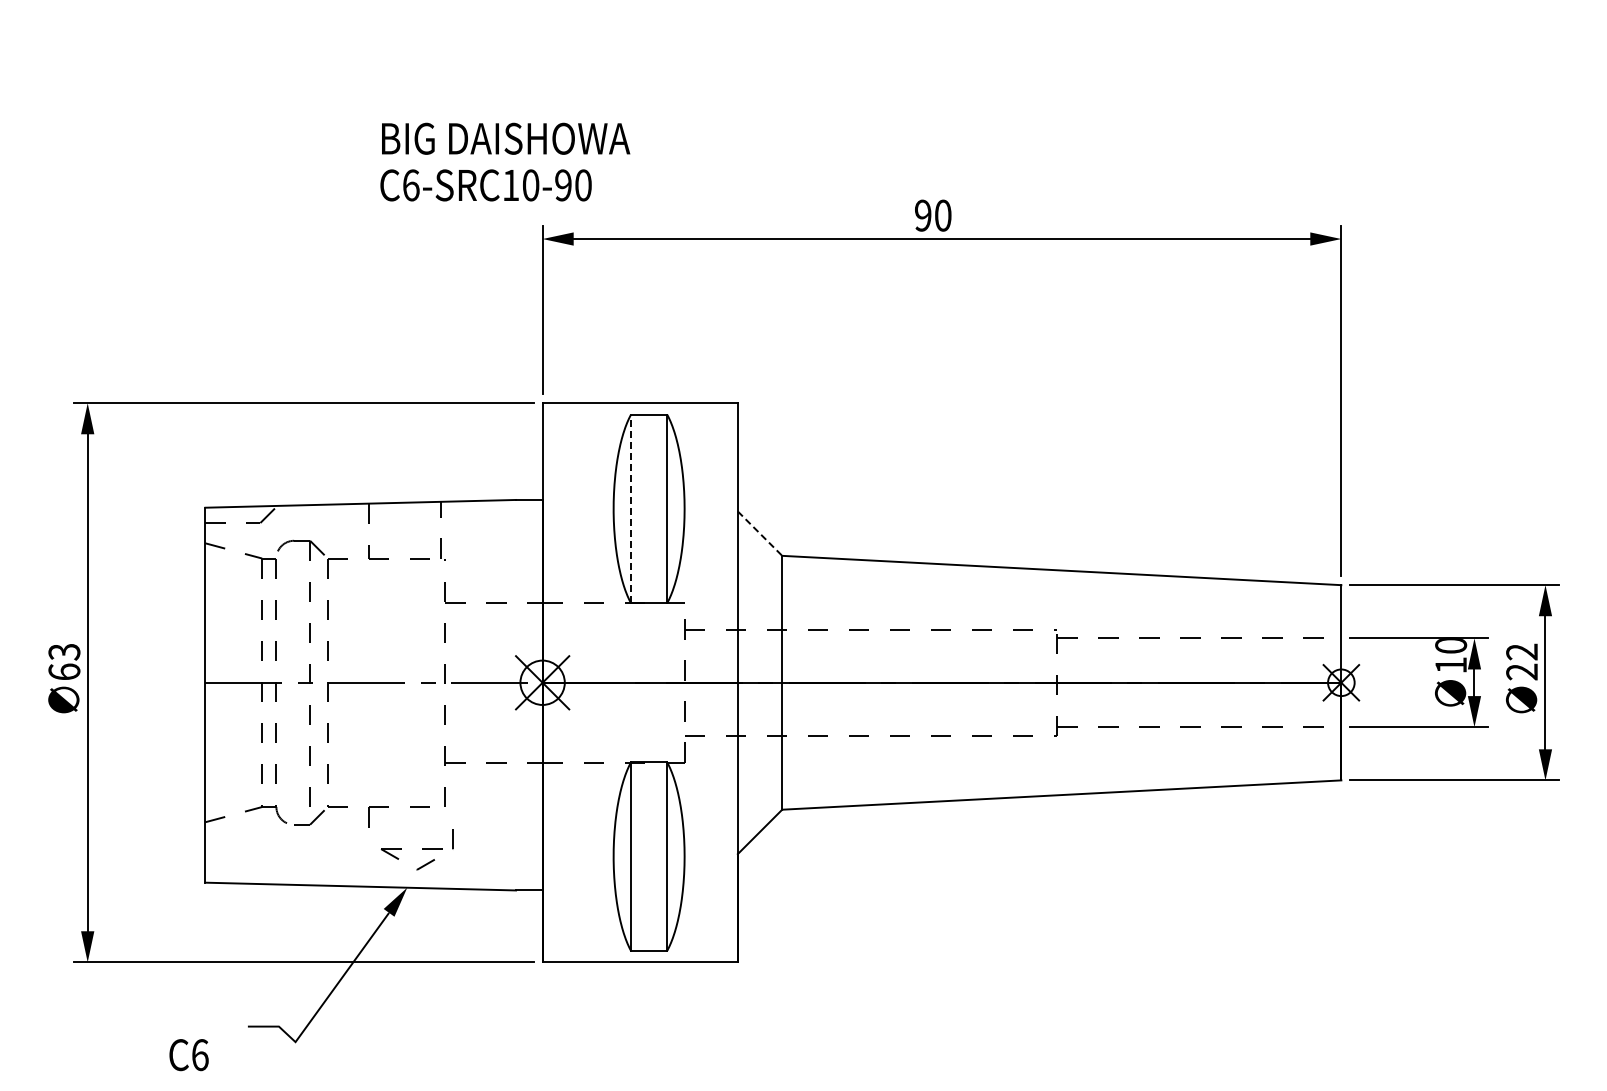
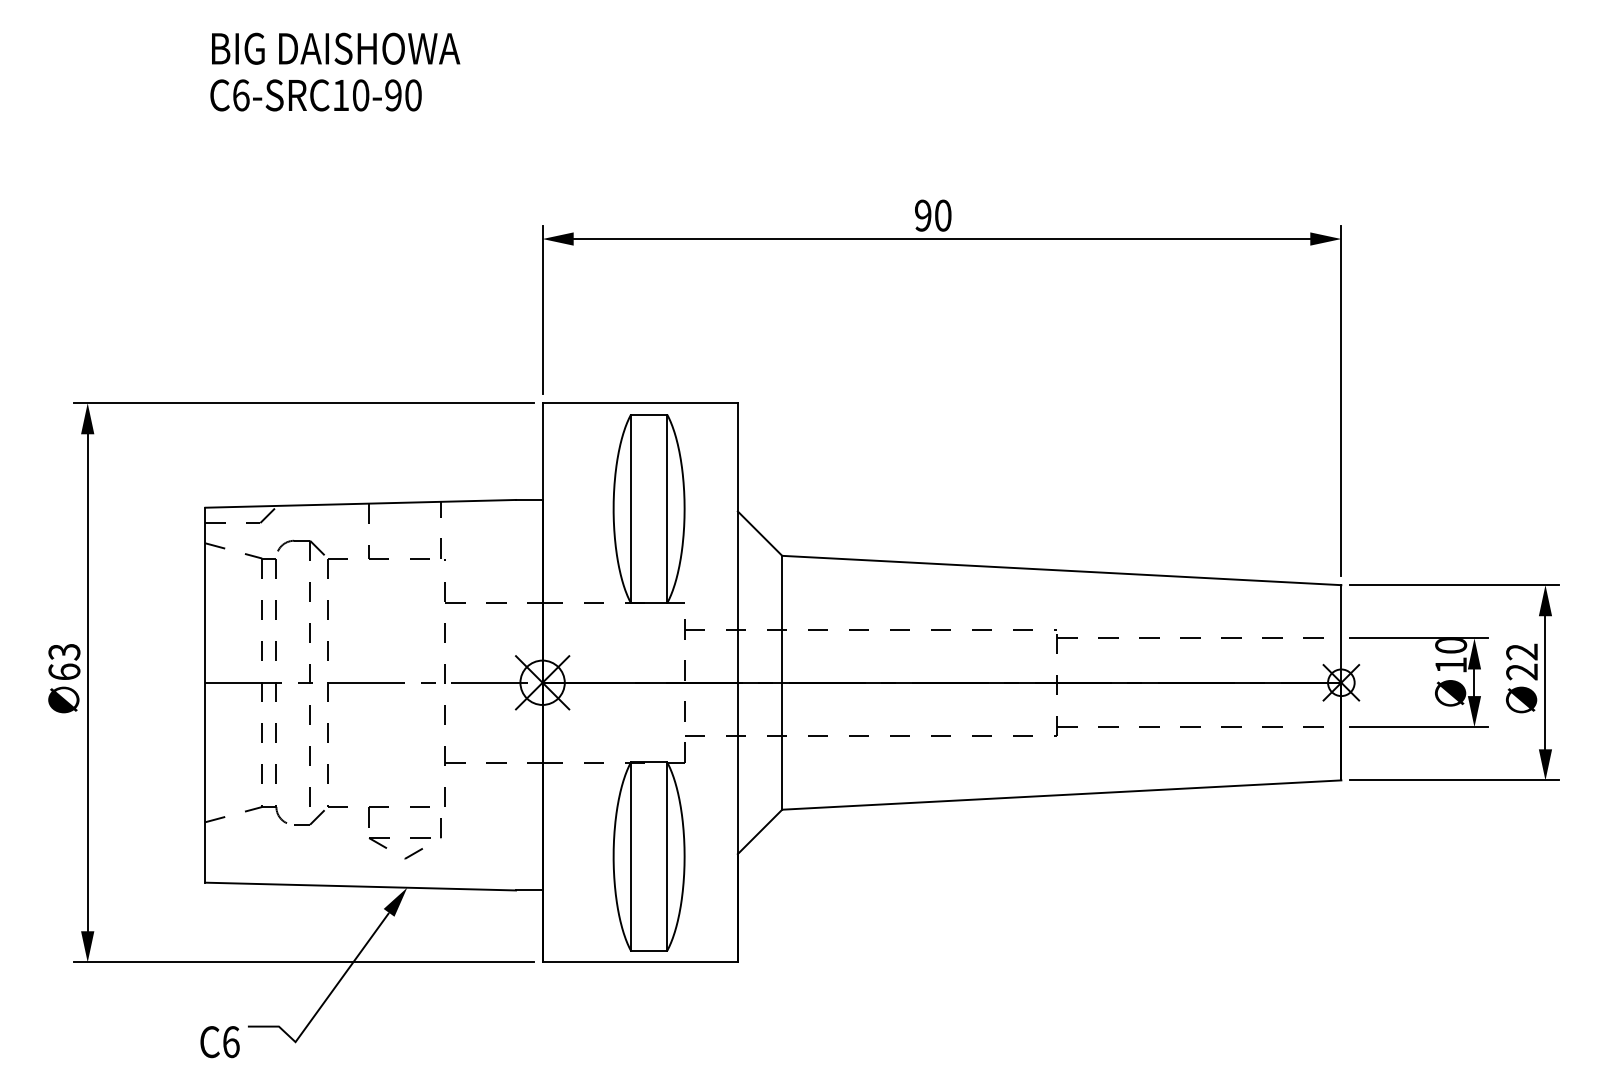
text position: (505, 161) -> (335, 71) (335, 71)
line: dashed -> solid (630, 508)
line: dashed -> solid (760, 534)
part position: (416, 849) -> (404, 838) (404, 838)
text position: (188, 1055) -> (219, 1042) (219, 1042)
